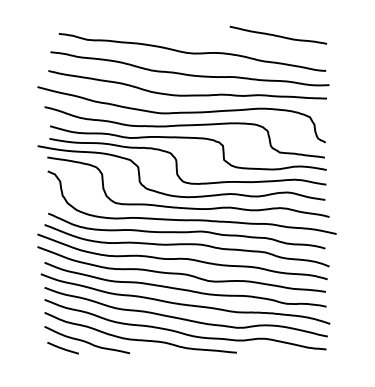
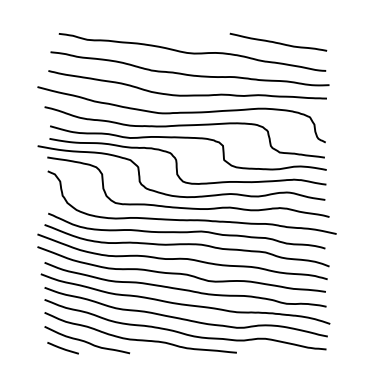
curve position: (278, 35) -> (278, 42) (278, 42)
